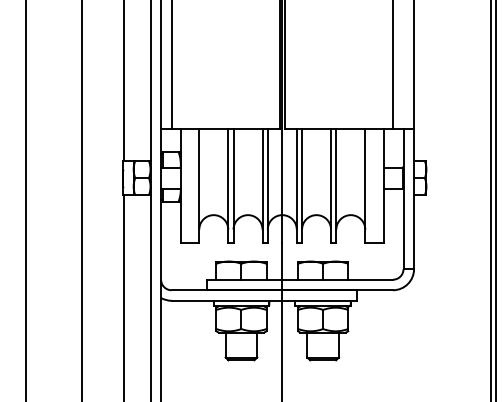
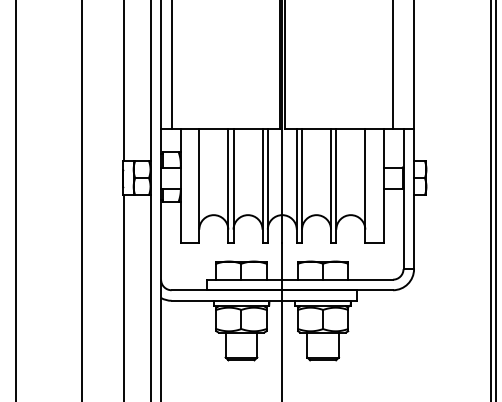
line position: (25, 200) -> (15, 200) (15, 200)
